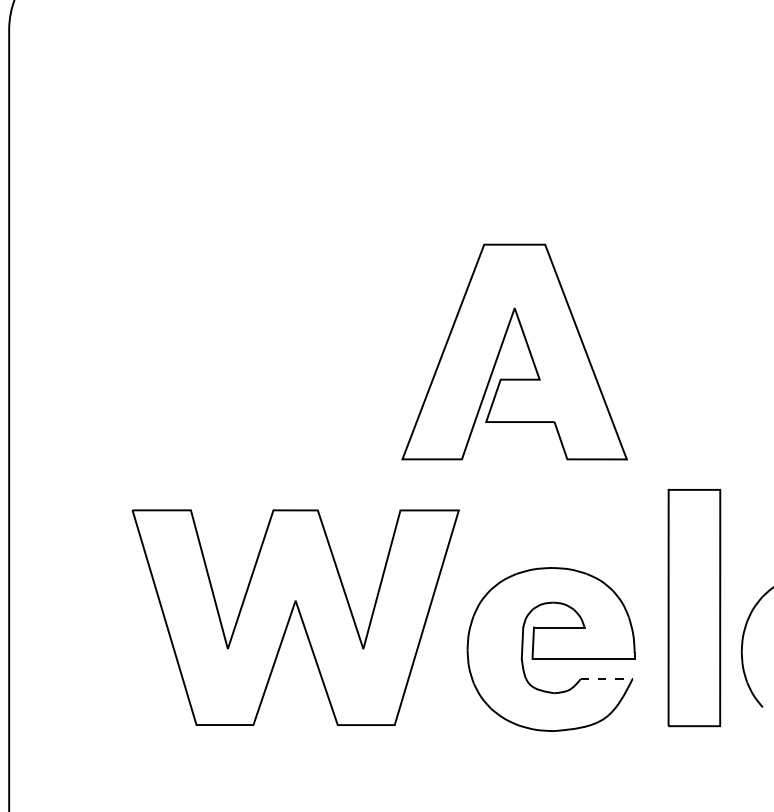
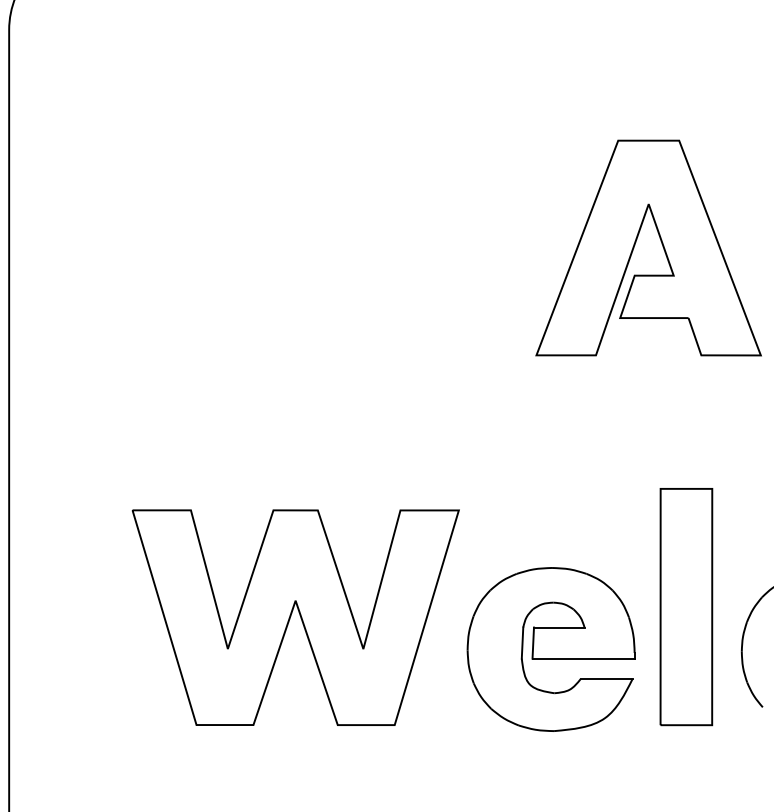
part position: (502, 346) -> (636, 242) (636, 242)
part position: (694, 608) -> (686, 607) (686, 607)
line: dashed -> solid (606, 679)
